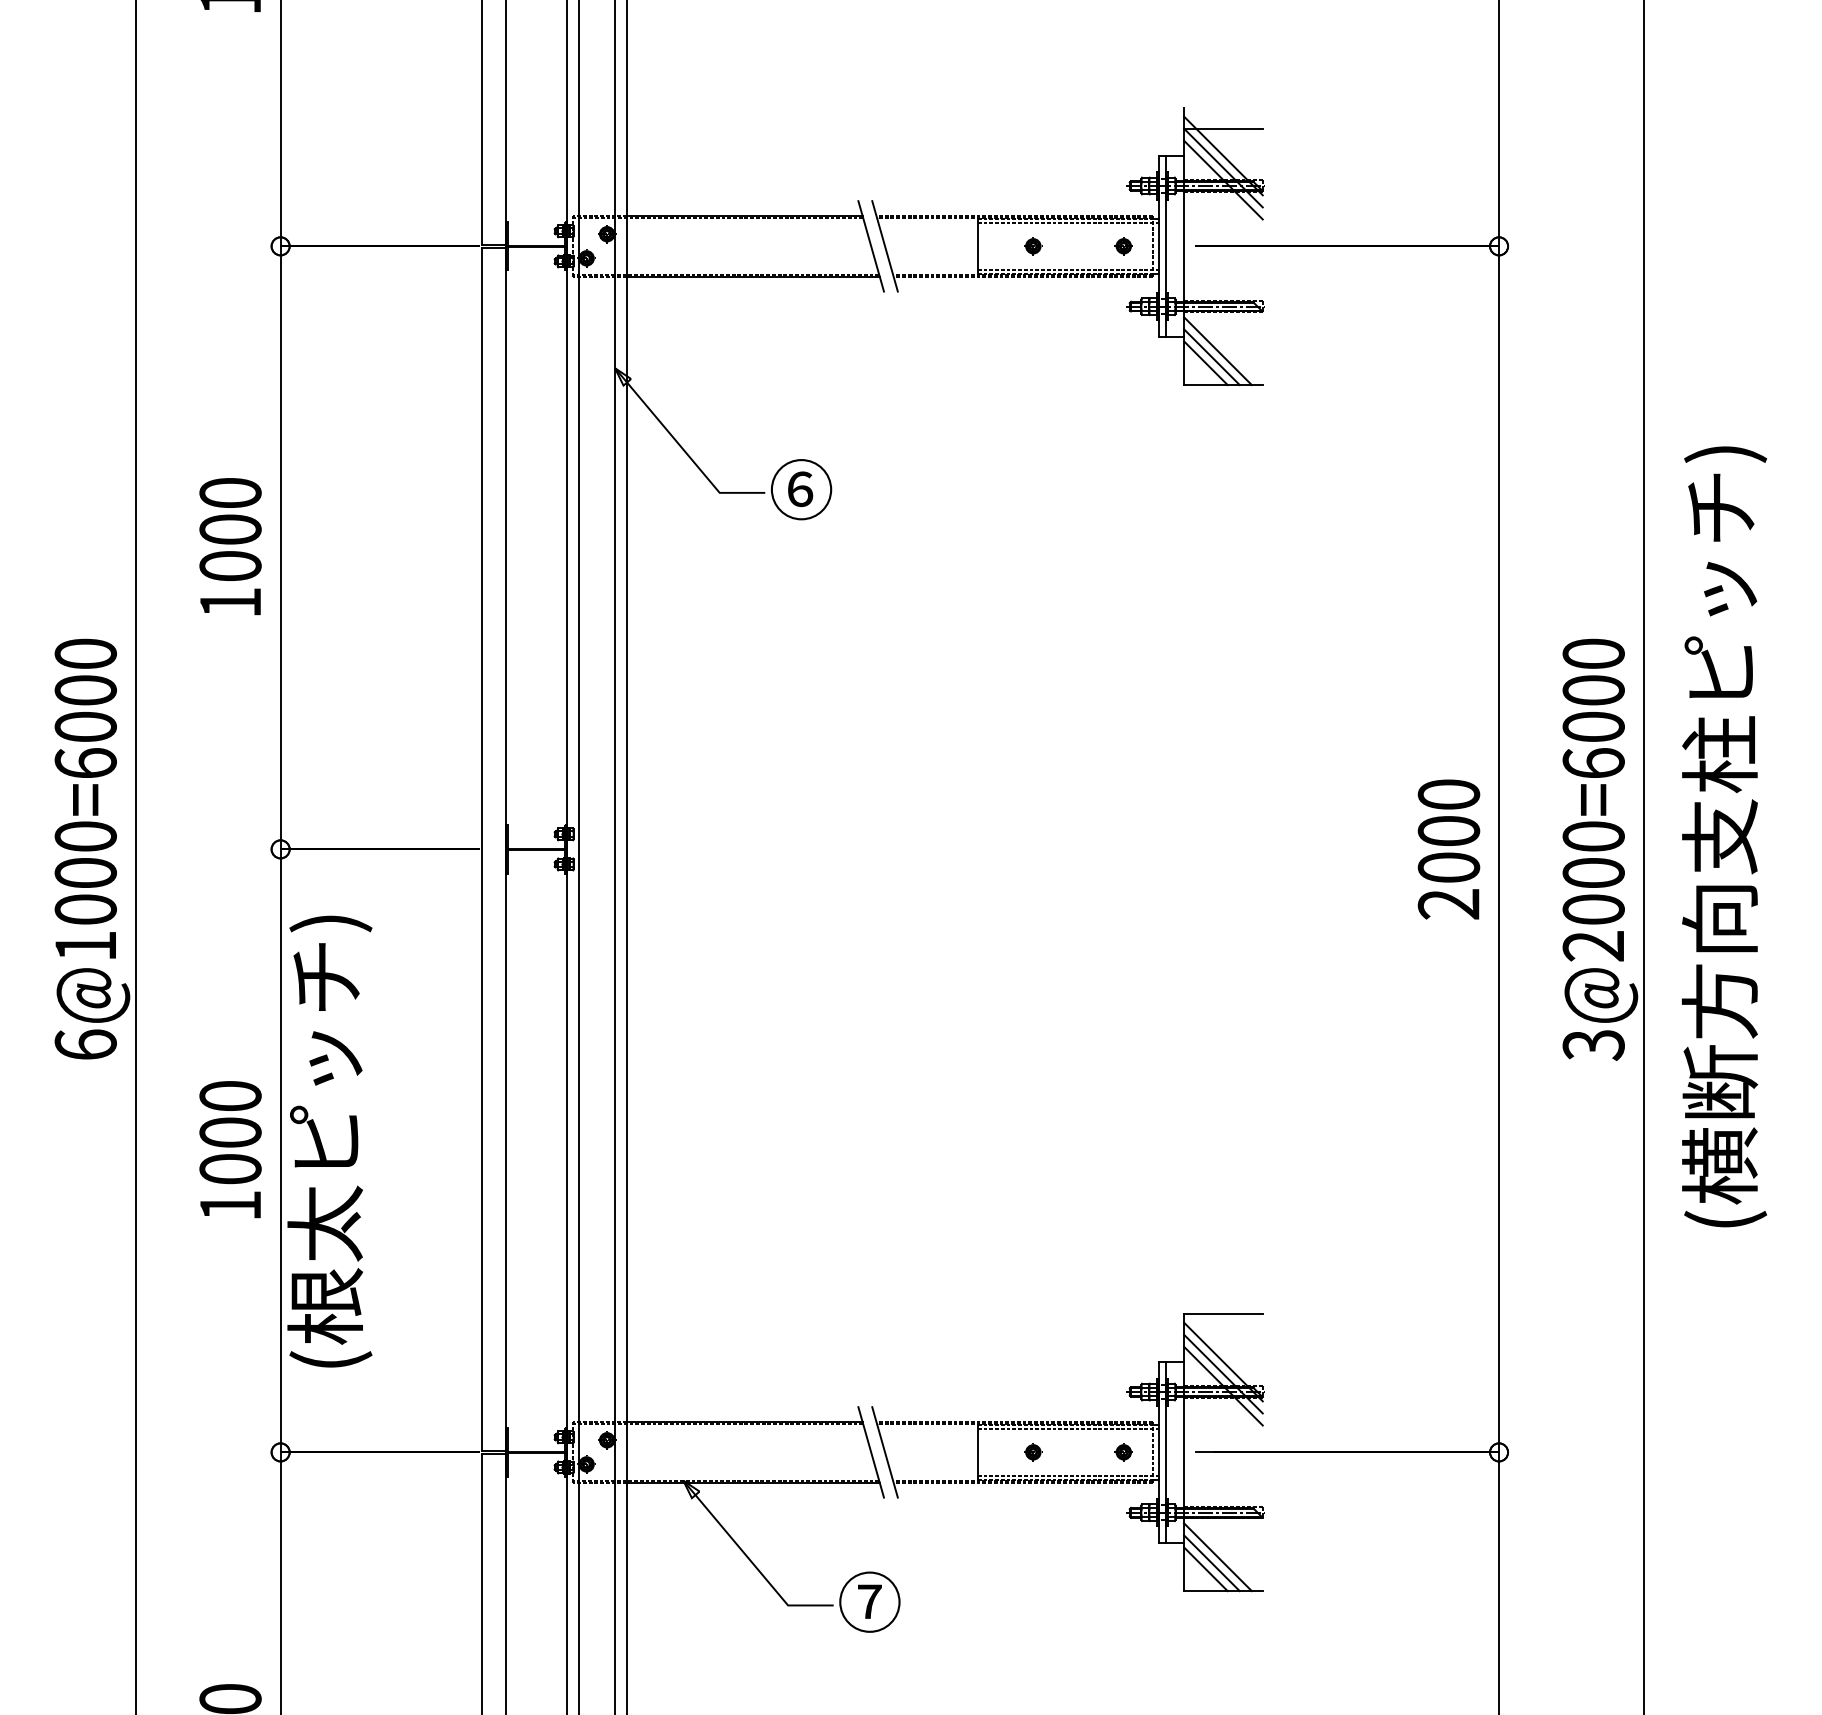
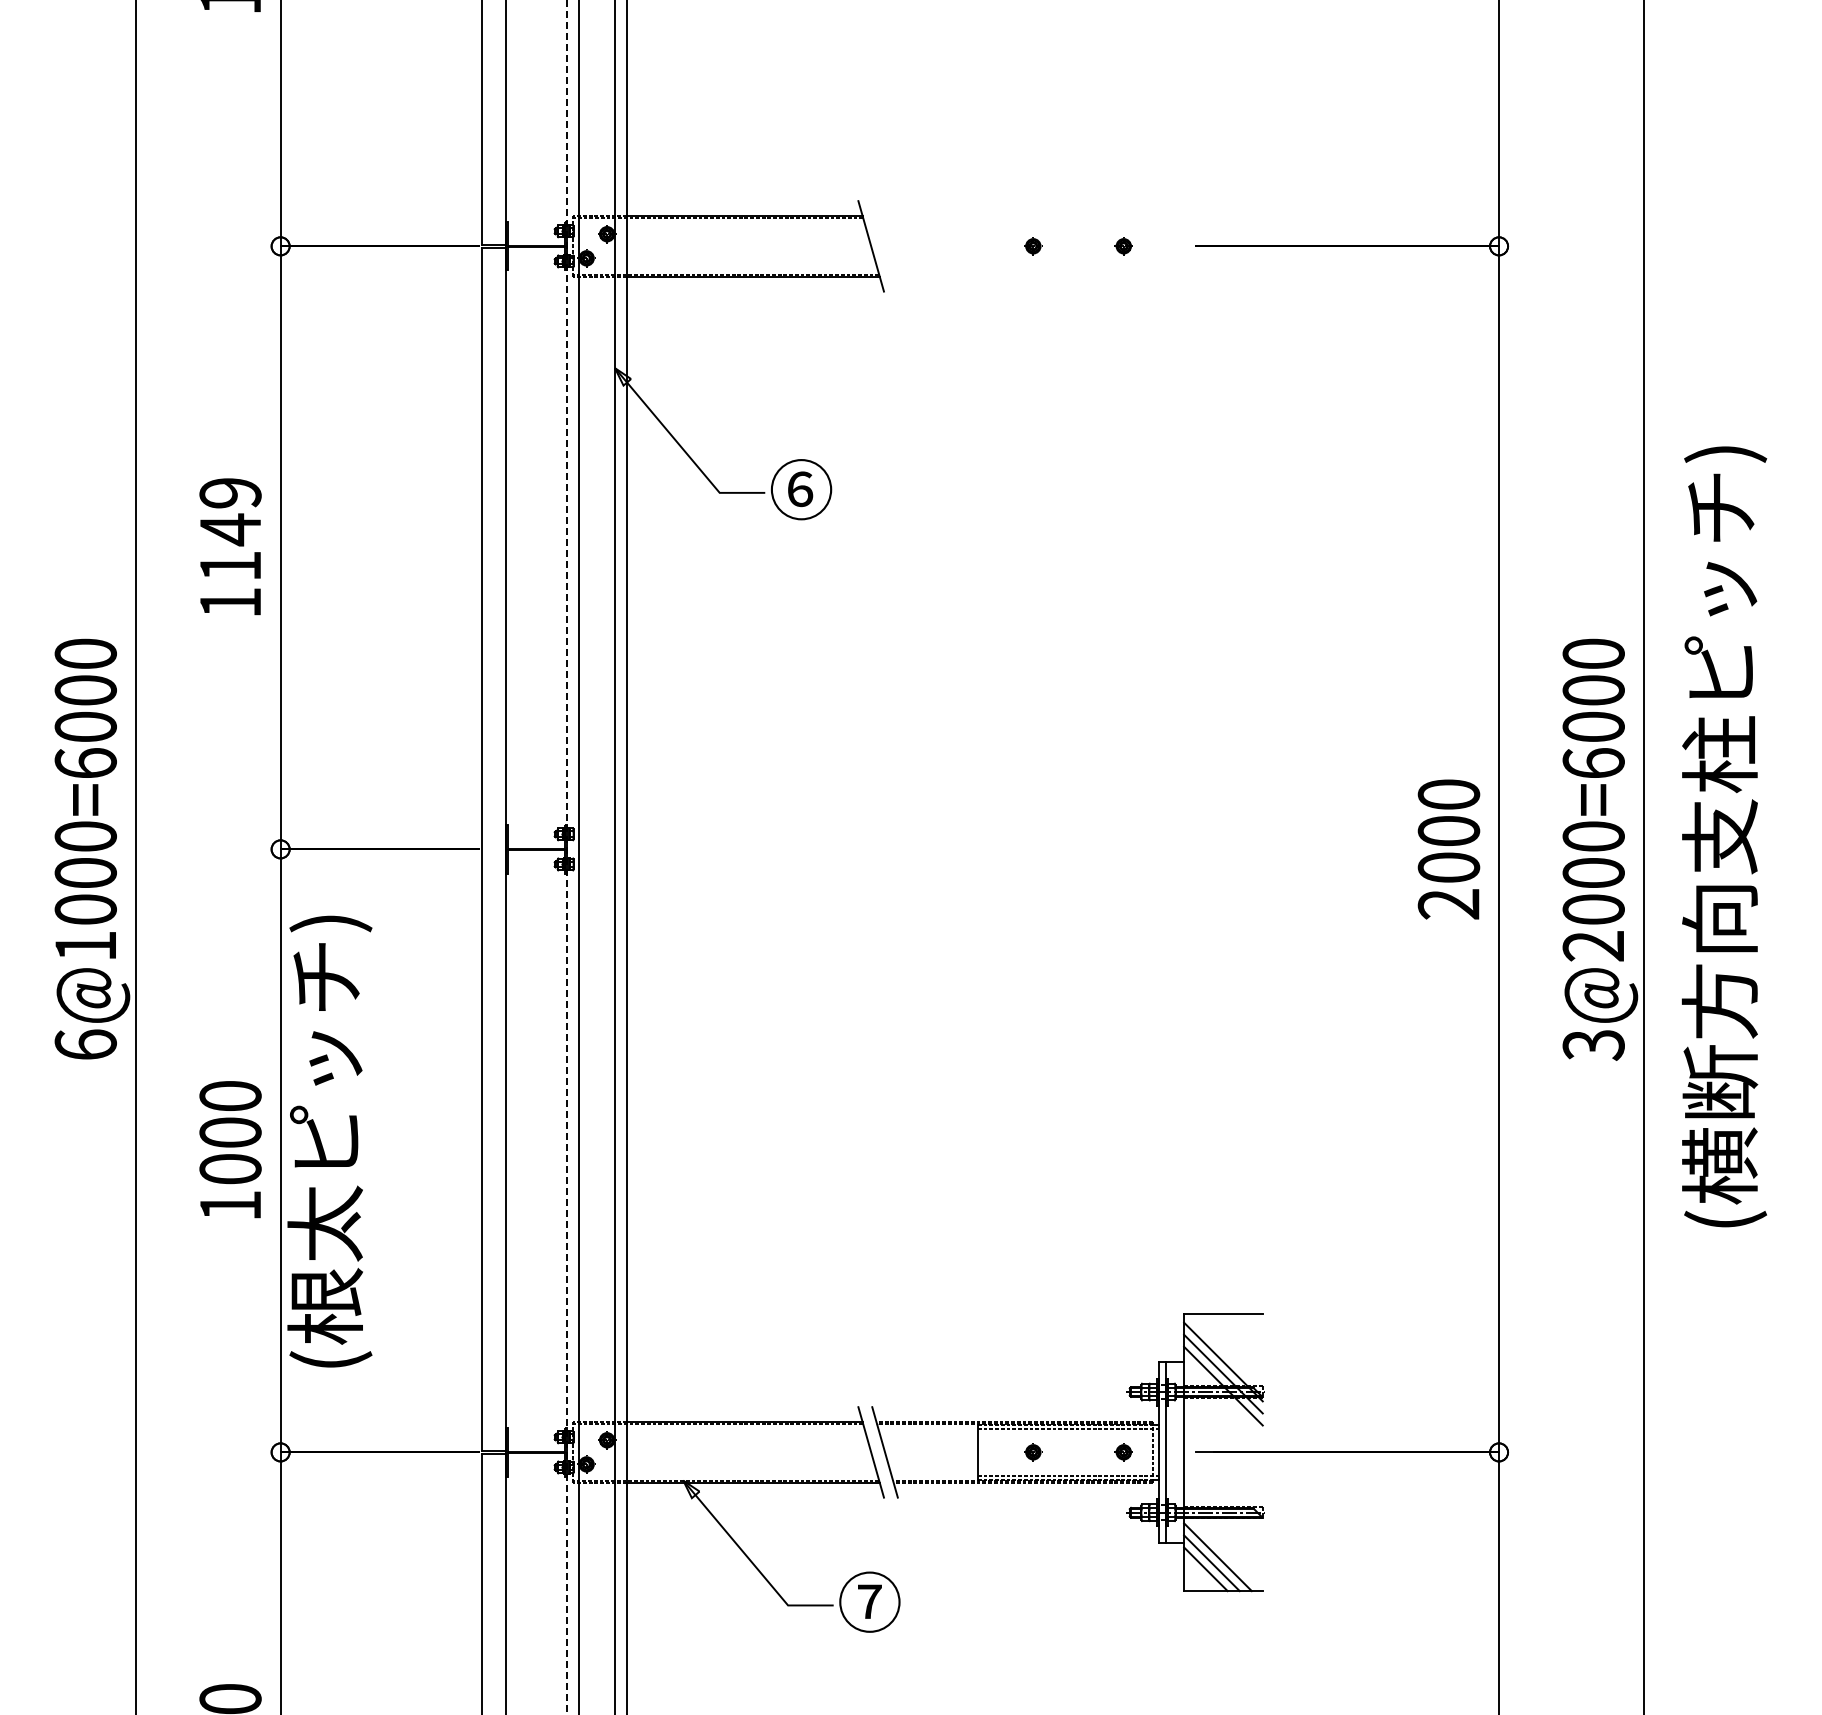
part: present -> none (1067, 223)
text: 1000 -> 1149 (230, 529)
line: solid -> dashed (566, 856)
